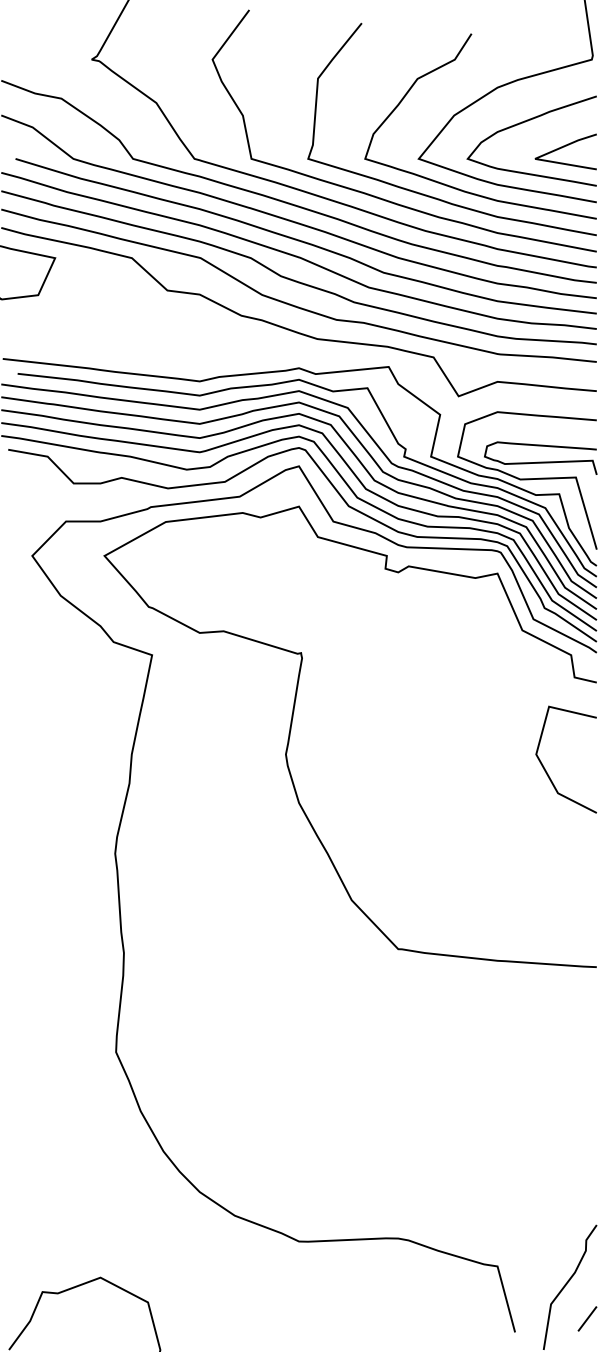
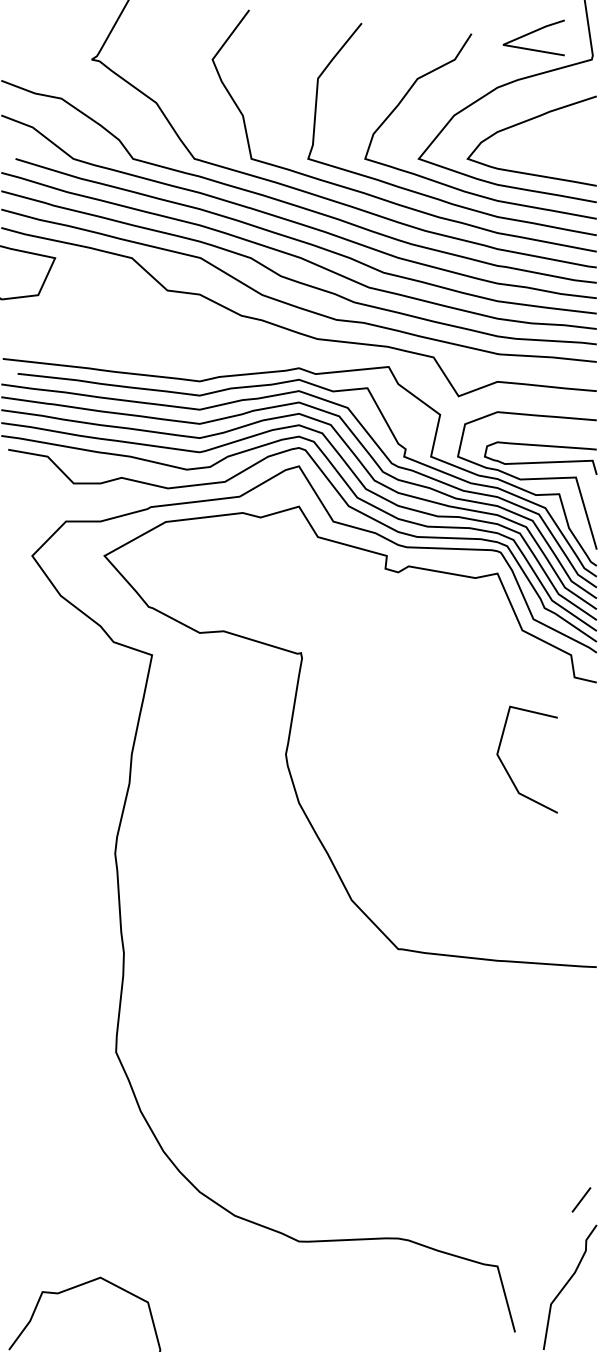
line position: (564, 147) -> (532, 33) (532, 33)
line position: (545, 768) -> (506, 768) (506, 768)
line position: (587, 1318) -> (581, 1199) (581, 1199)
